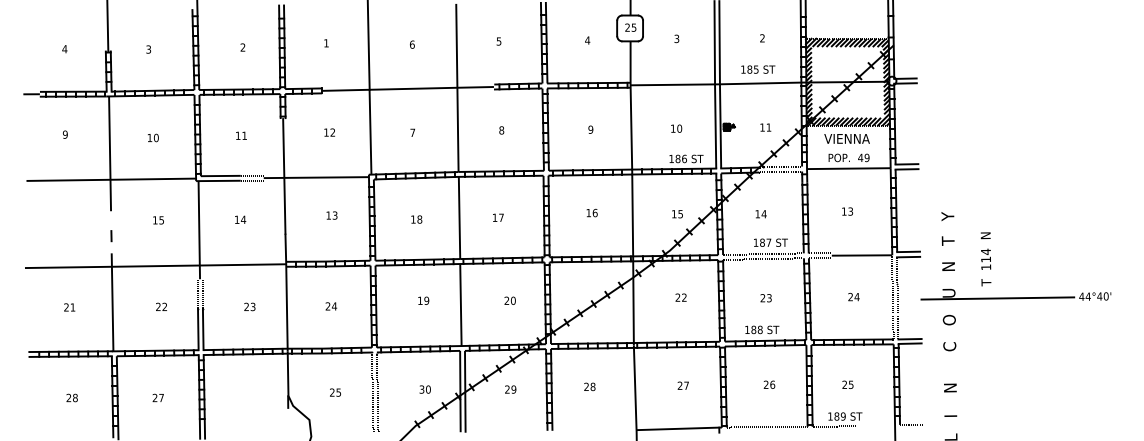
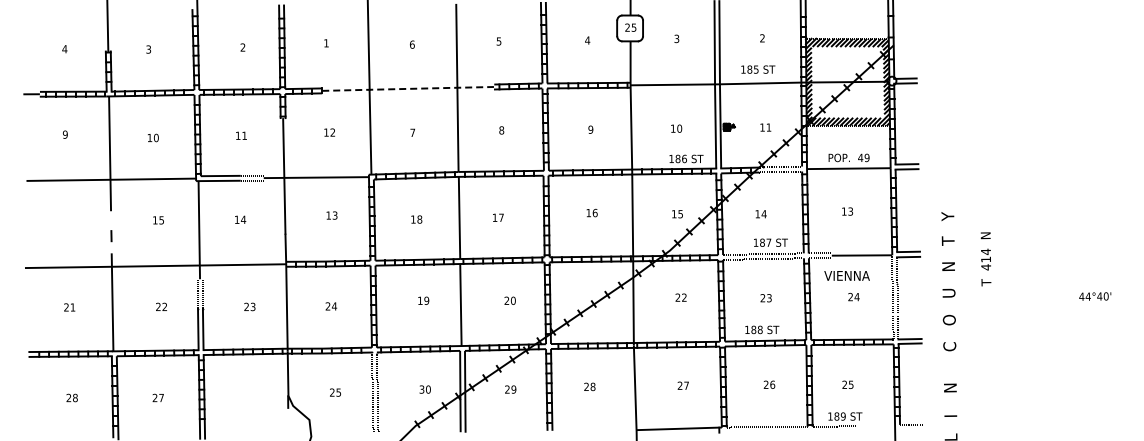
line: solid -> dashed (409, 88)
text position: (846, 138) -> (846, 275) (846, 275)
text: 114 -> 414 (986, 267)
line: present -> none (997, 298)
